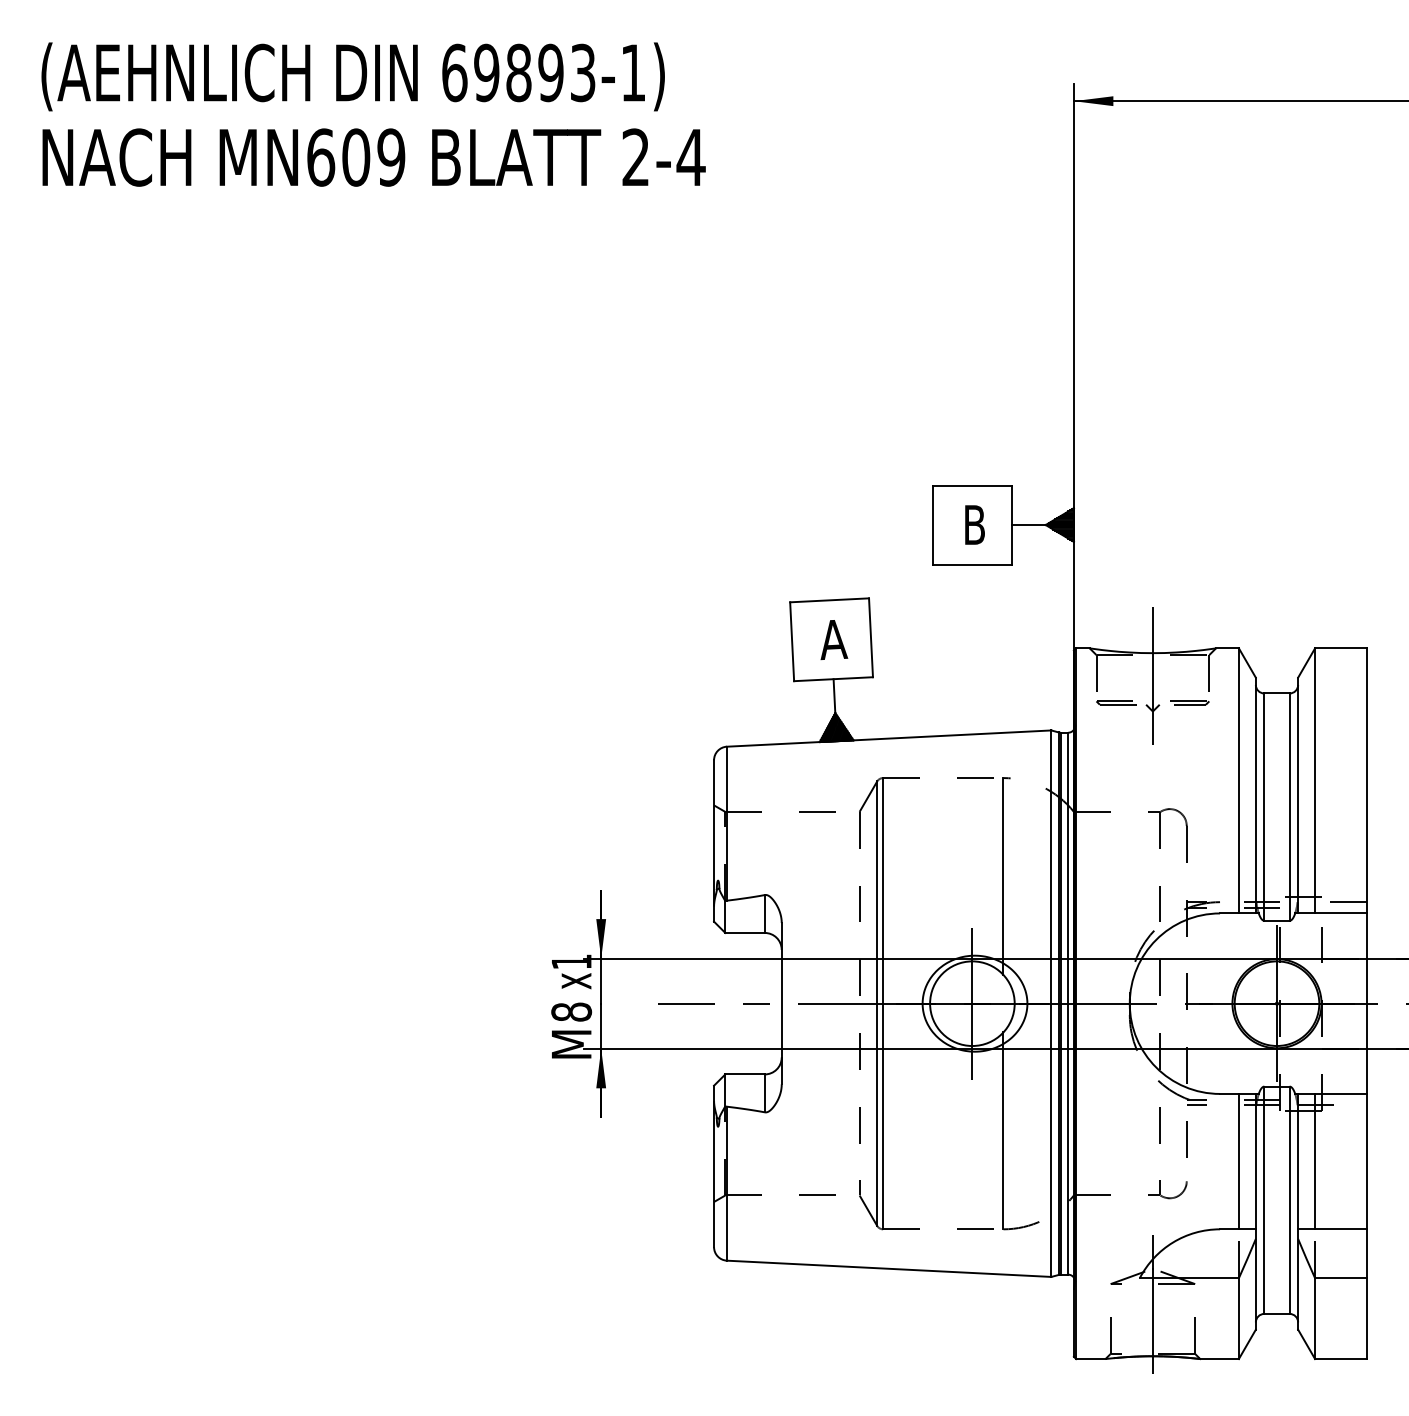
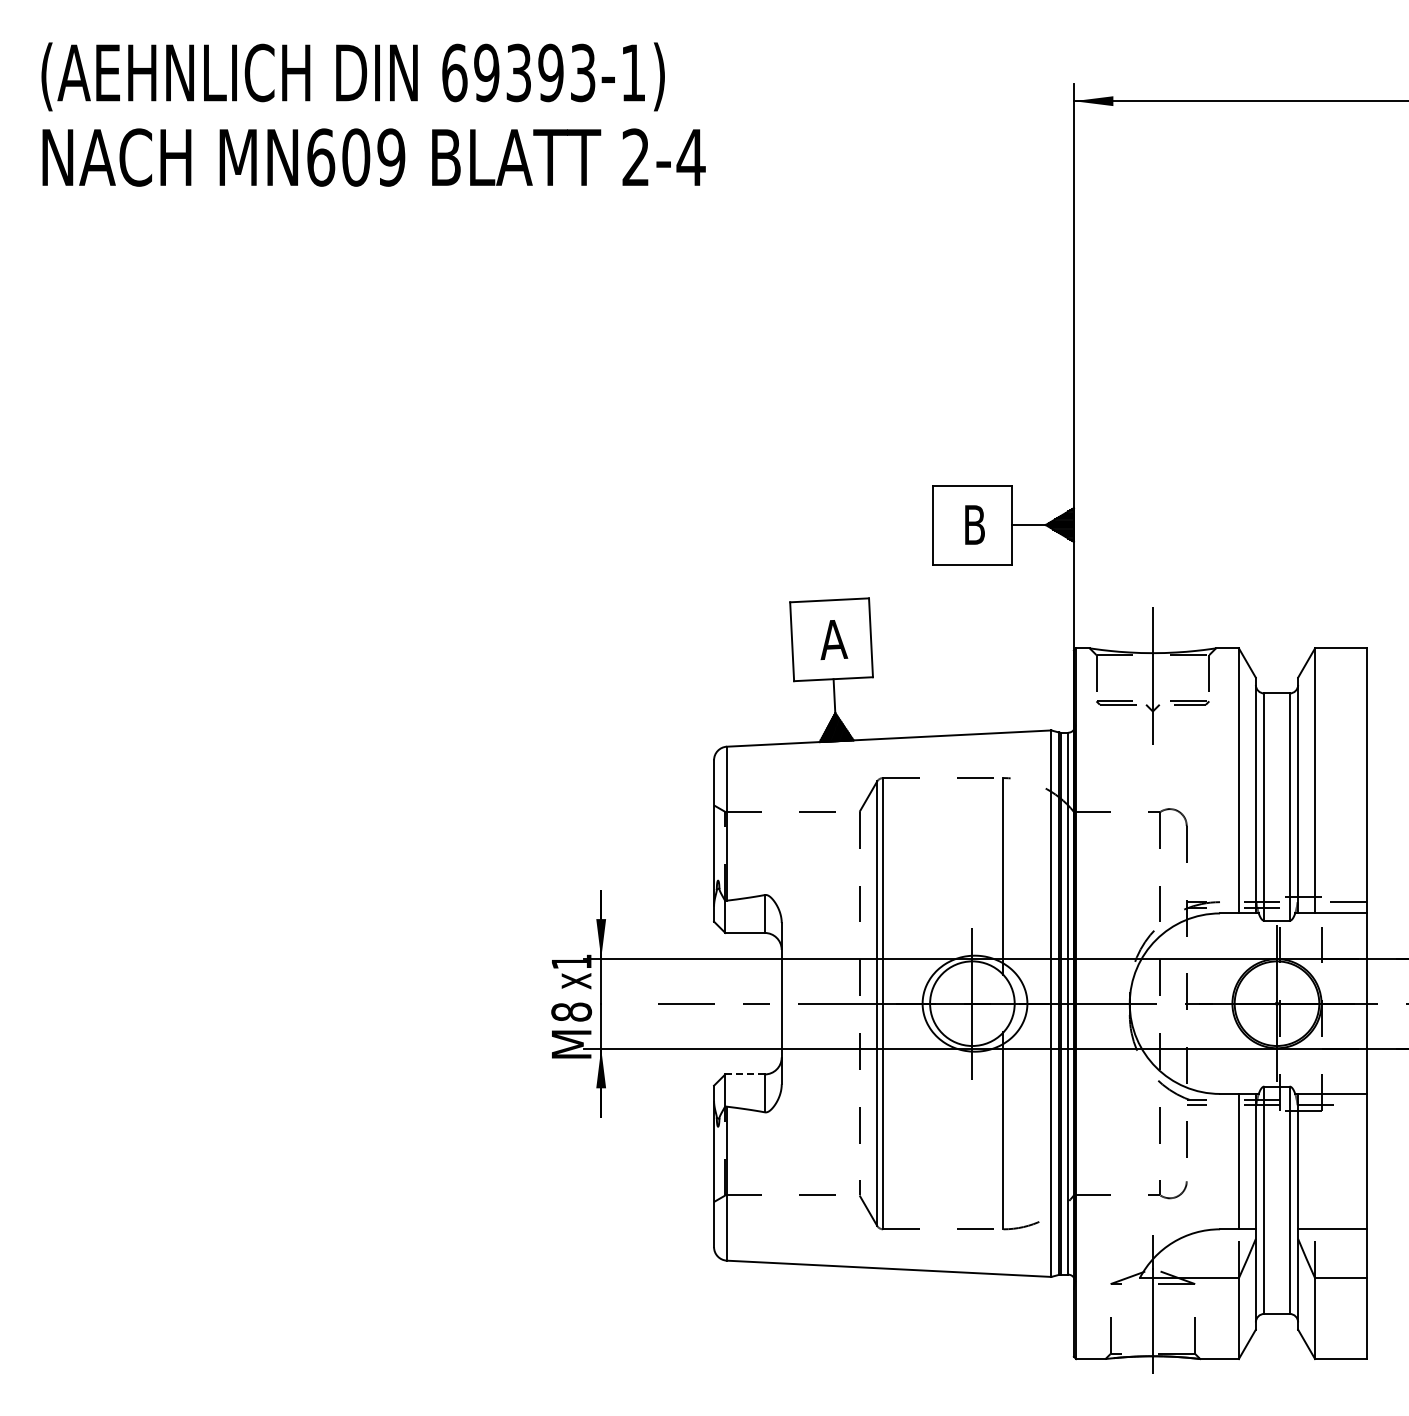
text: 69893-1) -> 69393-1) (518, 72)
line: solid -> dashed (745, 1074)
line: present -> none (1315, 1161)
